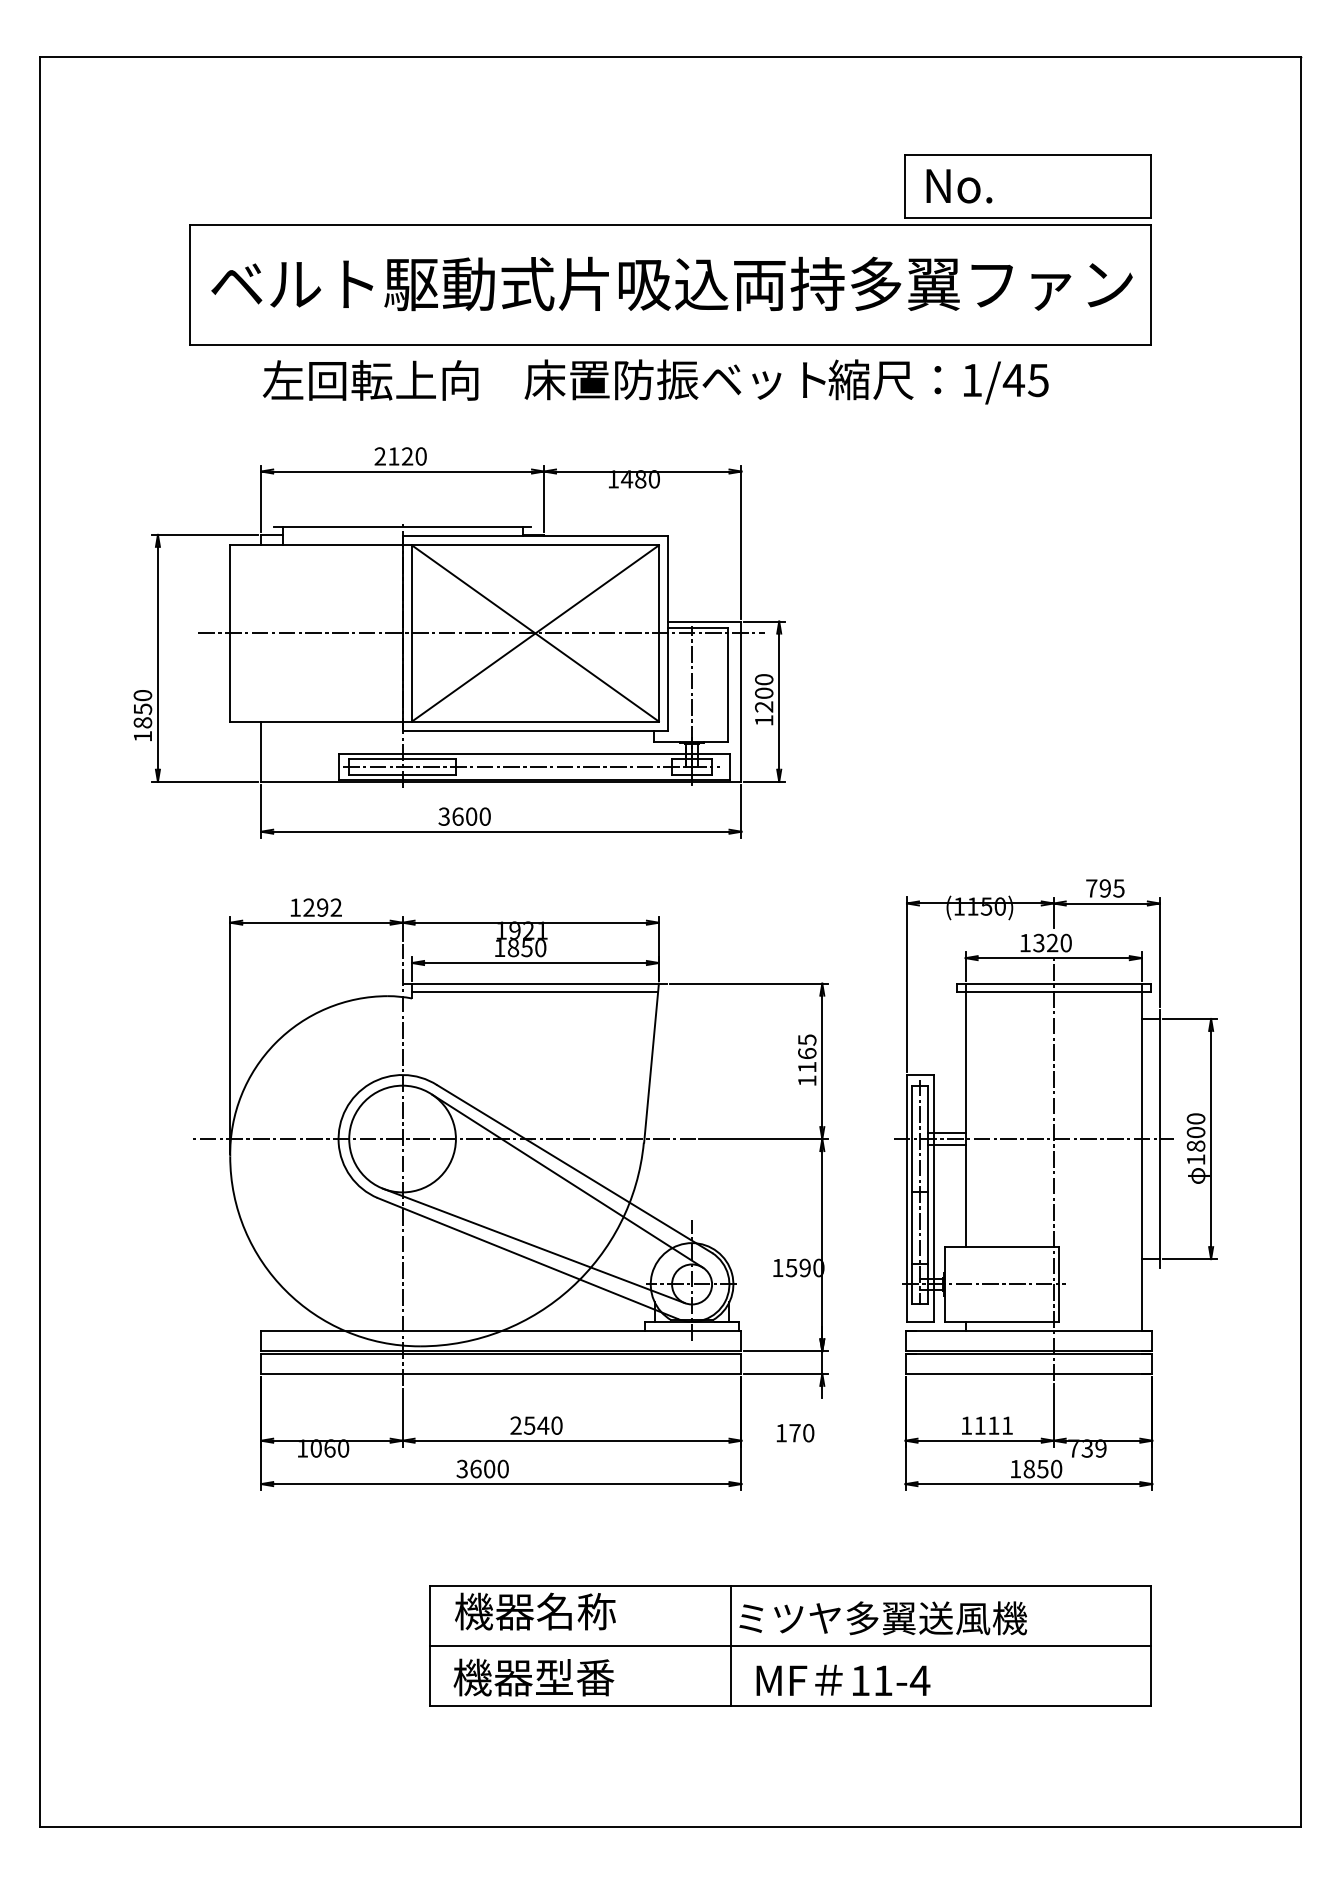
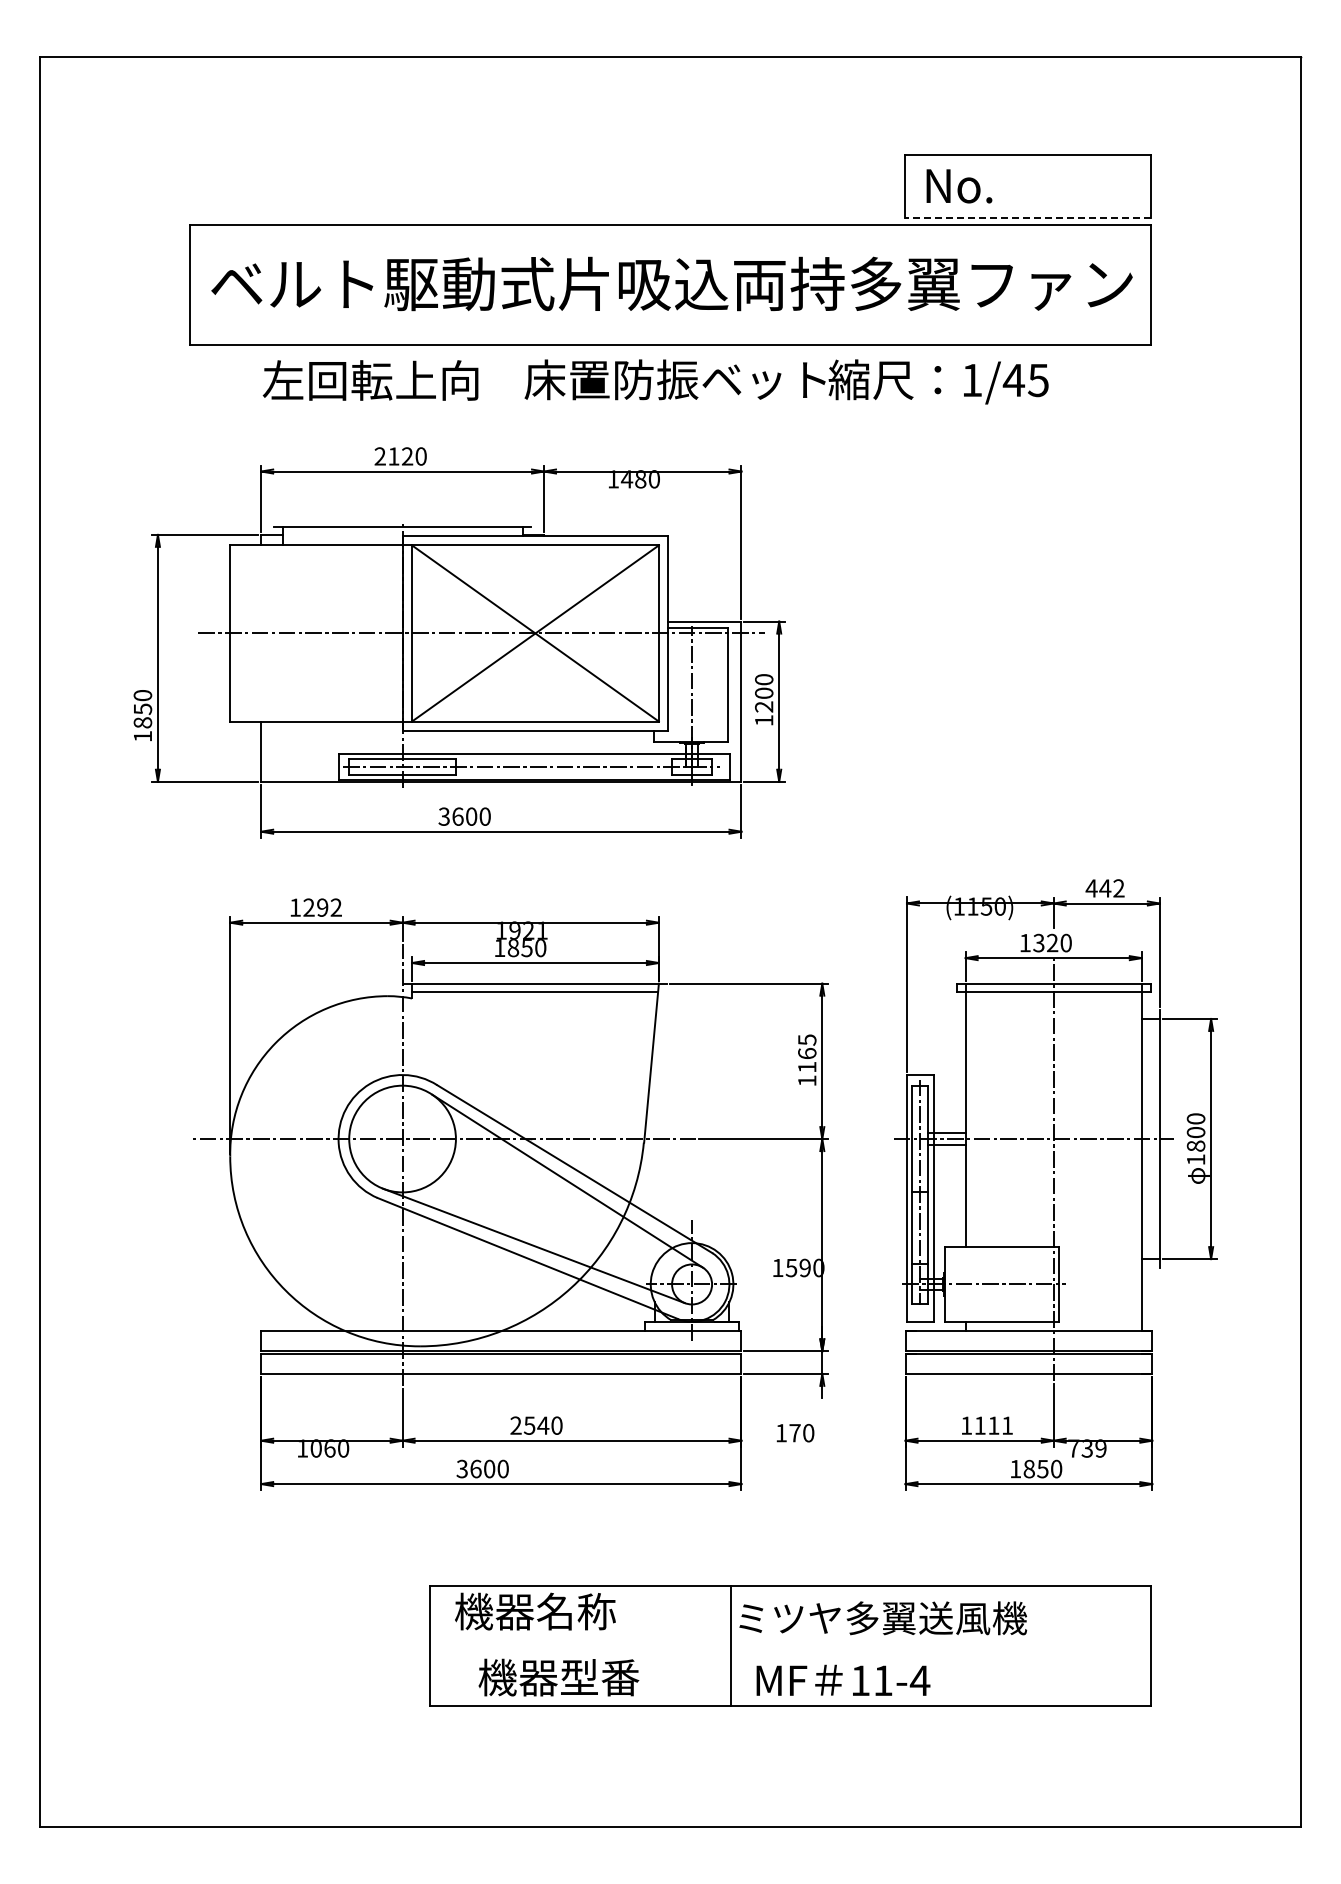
line: solid -> dashed (1027, 217)
text: 795 -> 442 (1104, 888)
line: present -> none (790, 1646)
text position: (533, 1677) -> (558, 1677) (558, 1677)
